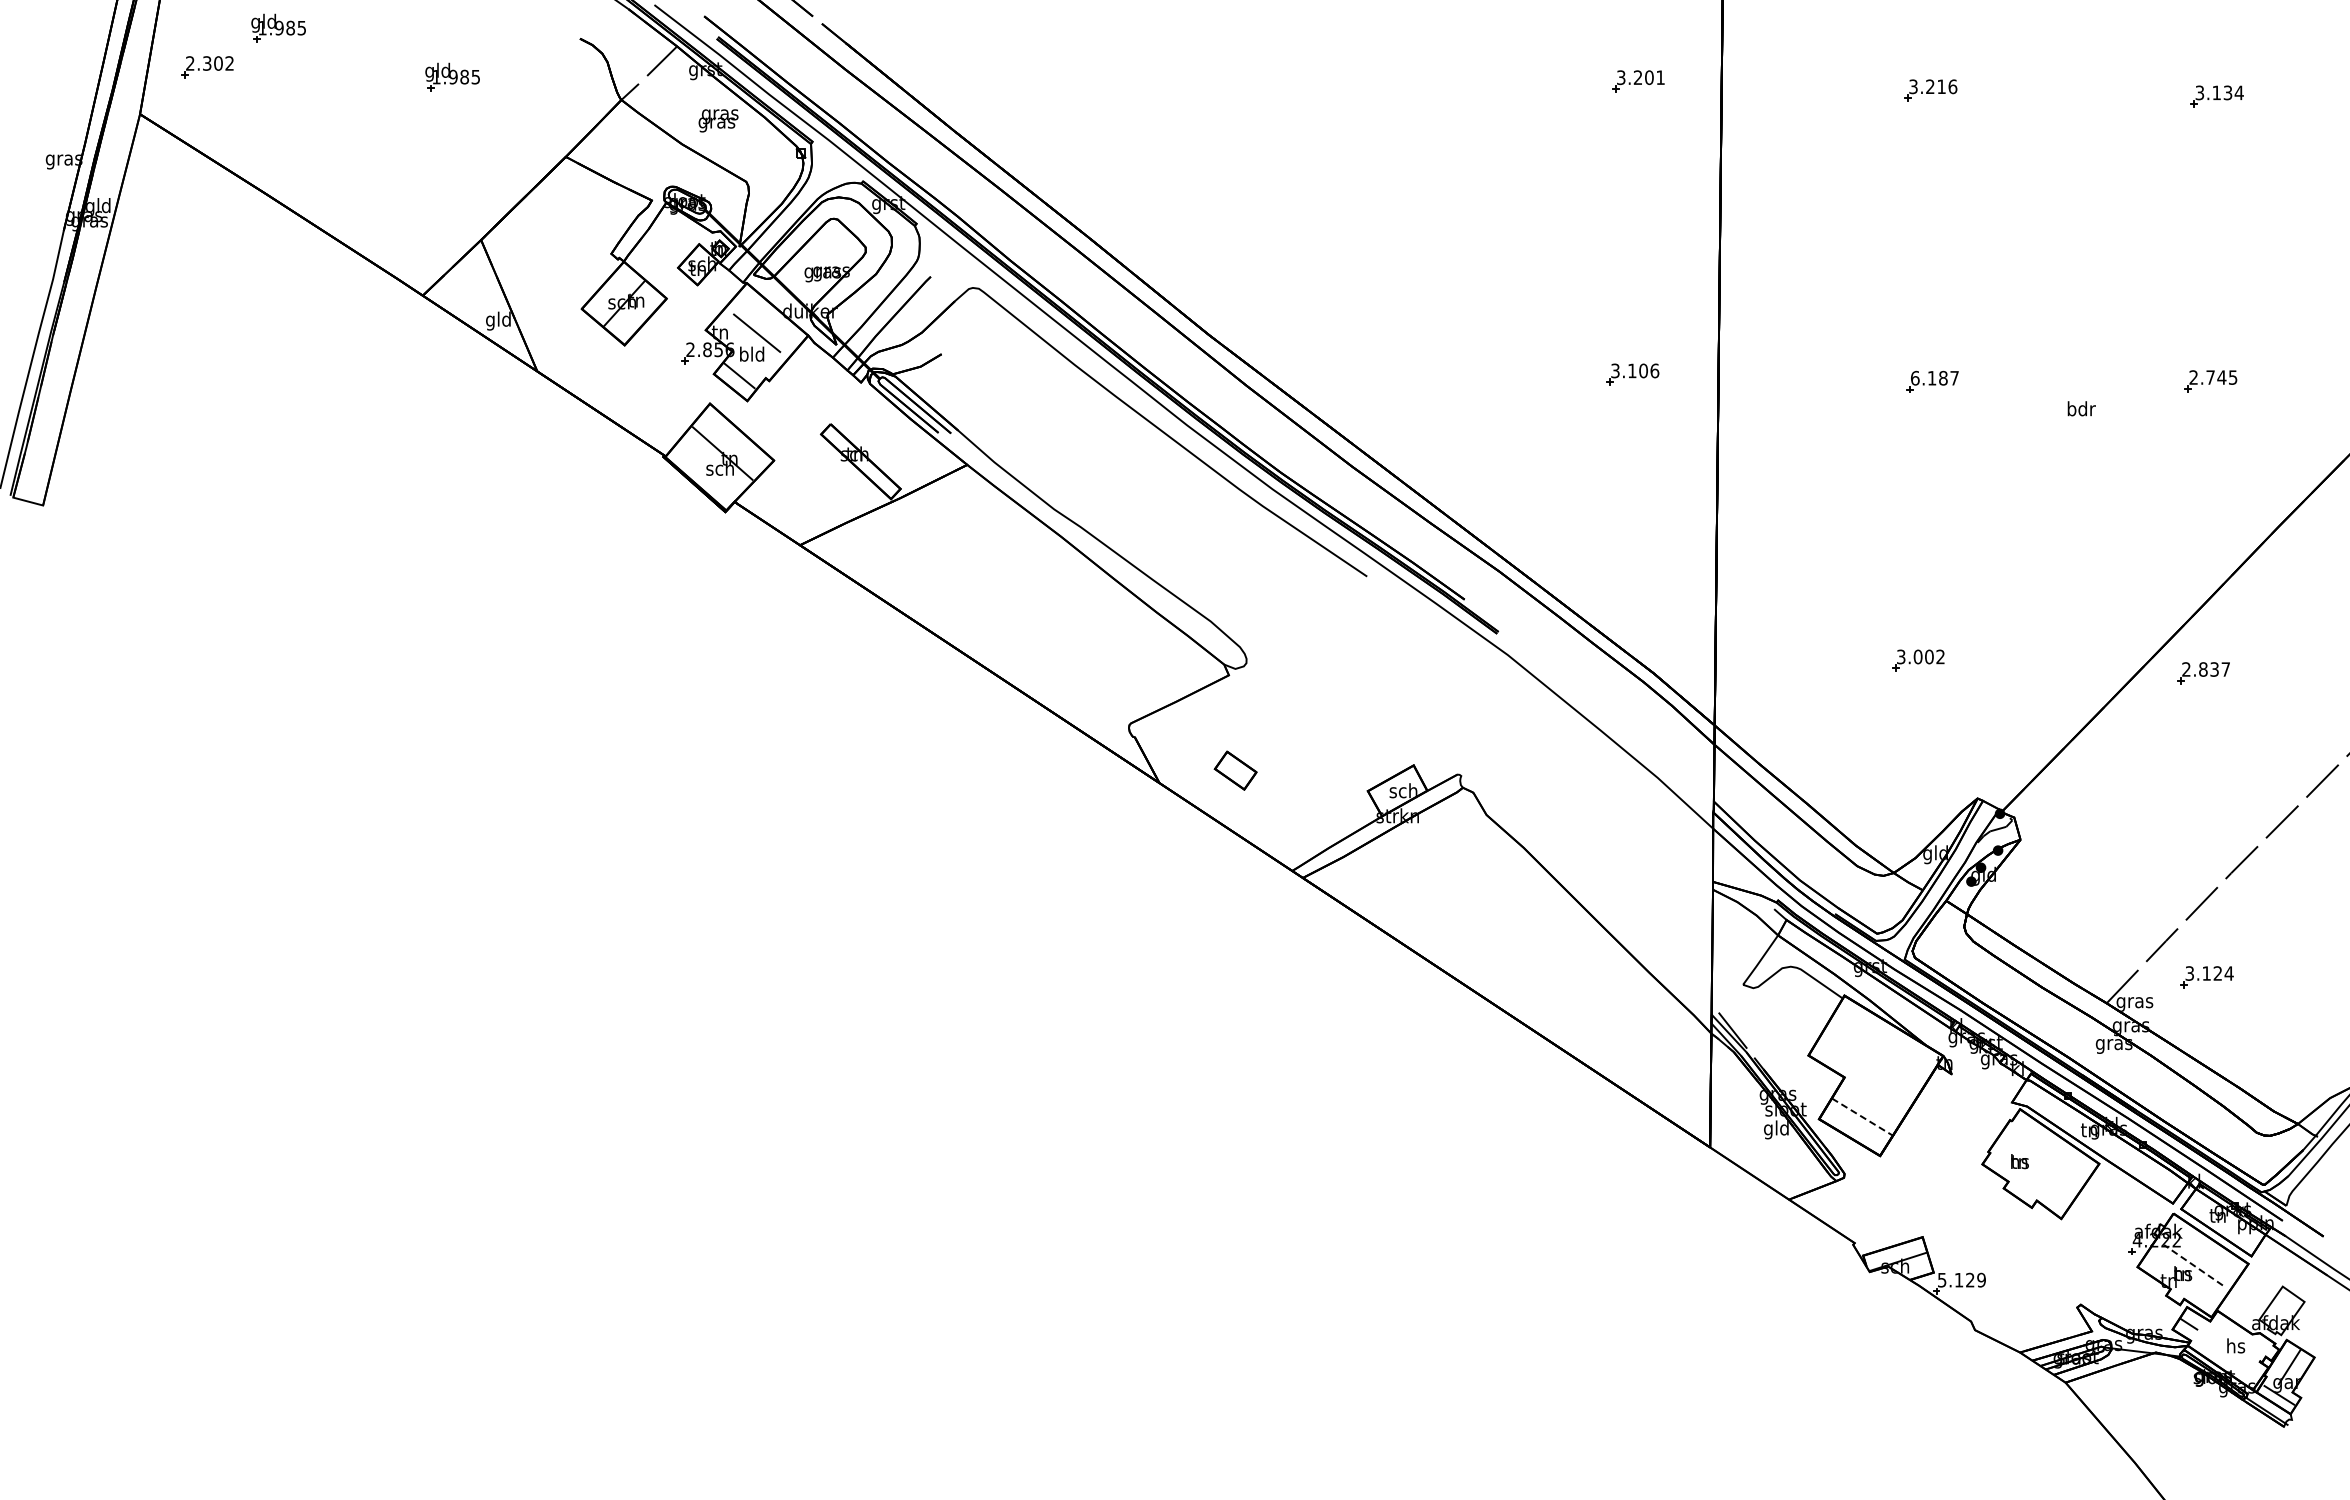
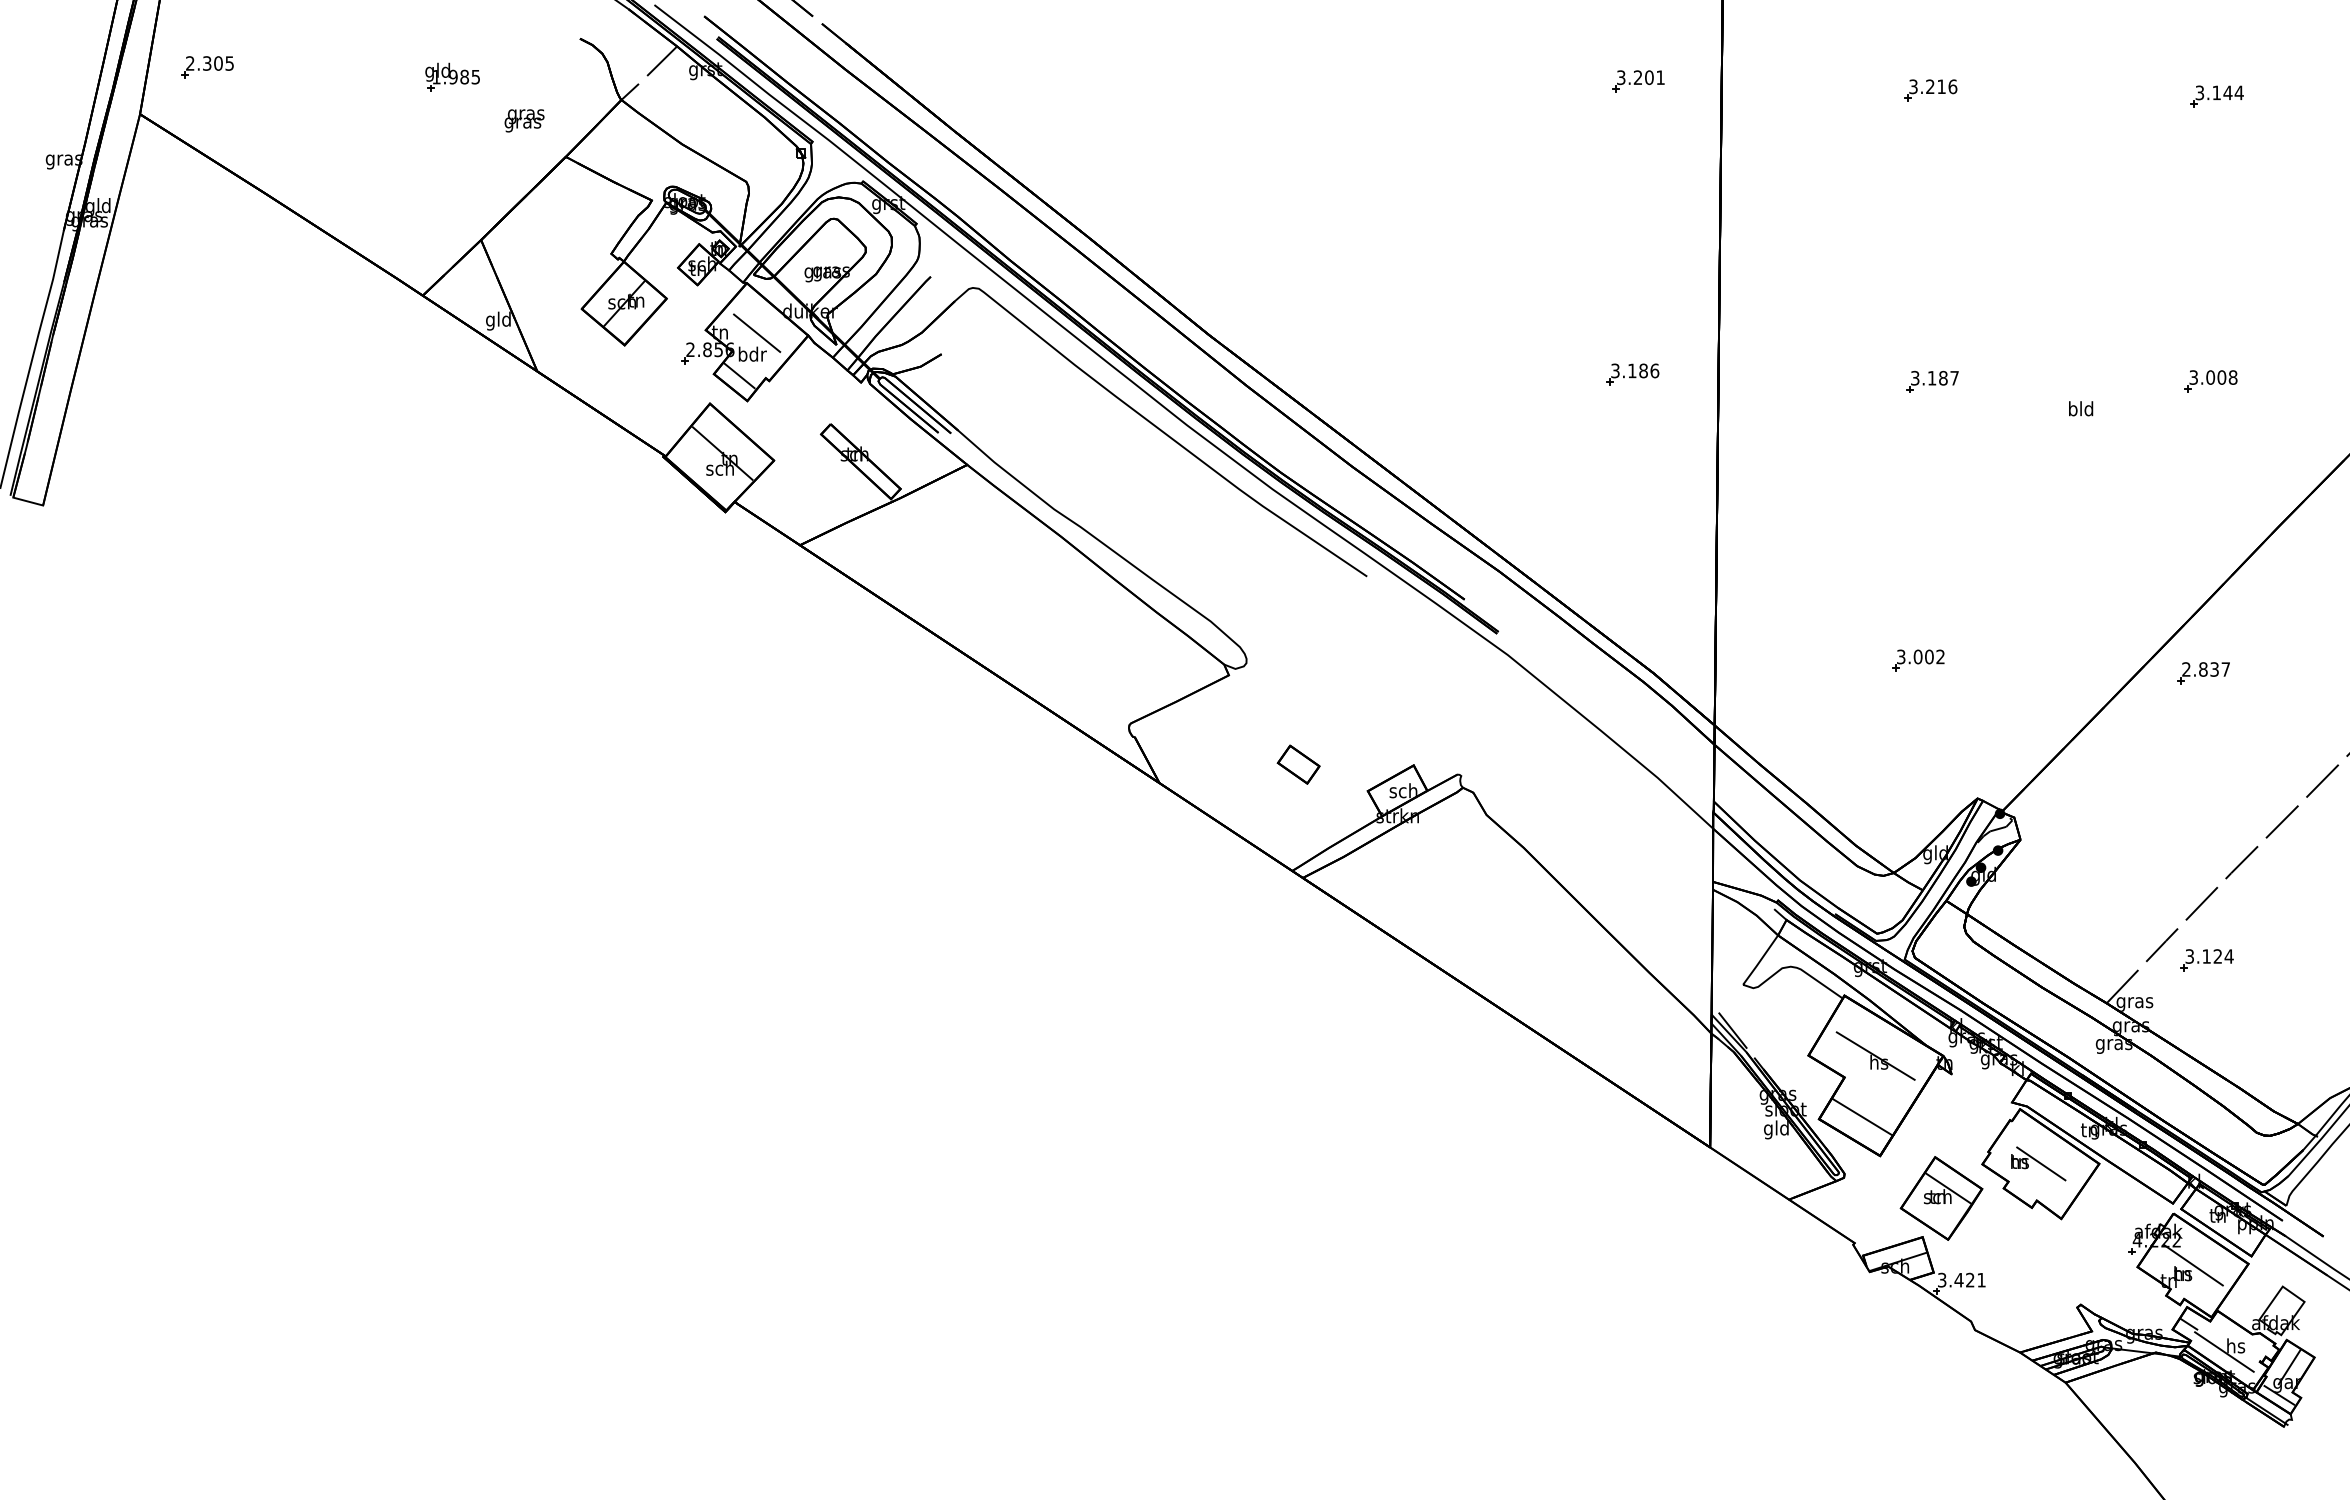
part: present -> none (278, 27)
text: 2.302 -> 2.305 (229, 63)
text: 3.134 -> 3.144 (2227, 92)
text position: (718, 120) -> (524, 120) (524, 120)
text: bld -> bdr (752, 353)
text: 3.106 -> 3.186 (1643, 370)
text: 6.187 -> 3.187 (1915, 377)
text: 2.745 -> 3.008 (2213, 377)
text: bdr -> bld (2081, 408)
part position: (1235, 770) -> (1298, 764) (1298, 764)
part position: (2206, 977) -> (2206, 960) (2206, 960)
part: none -> present (1875, 1055)
line: dashed -> solid (1862, 1117)
line: none -> present (2041, 1163)
part: none -> present (1941, 1198)
line: dashed -> solid (2193, 1265)
text: 5.129 -> 3.421 (1961, 1279)
line: none -> present (2224, 1351)
